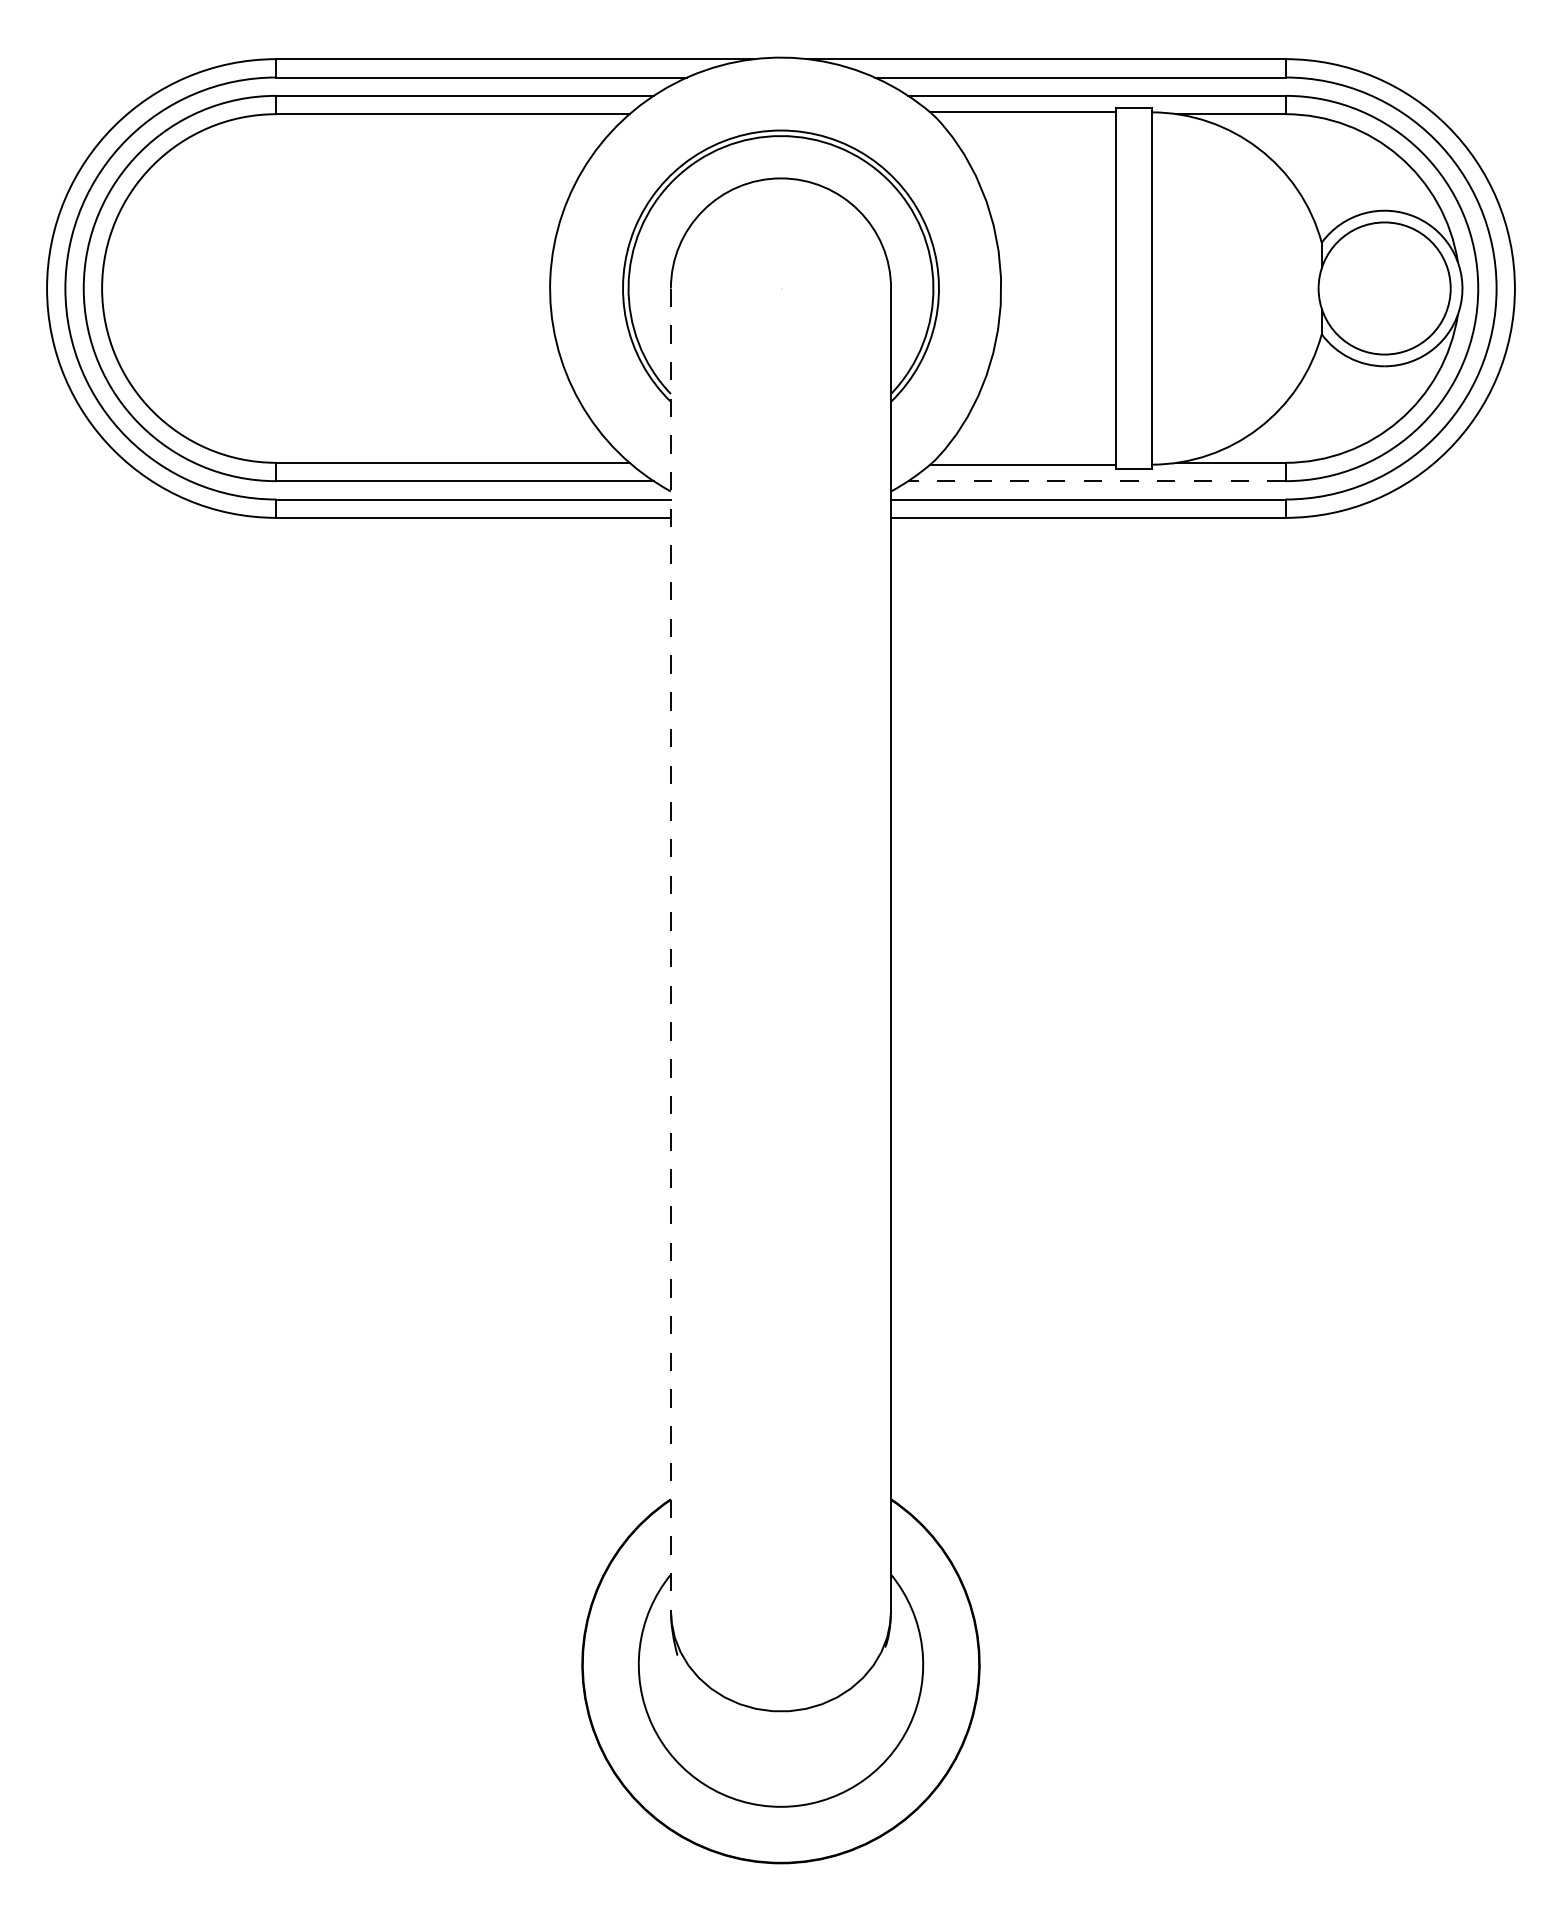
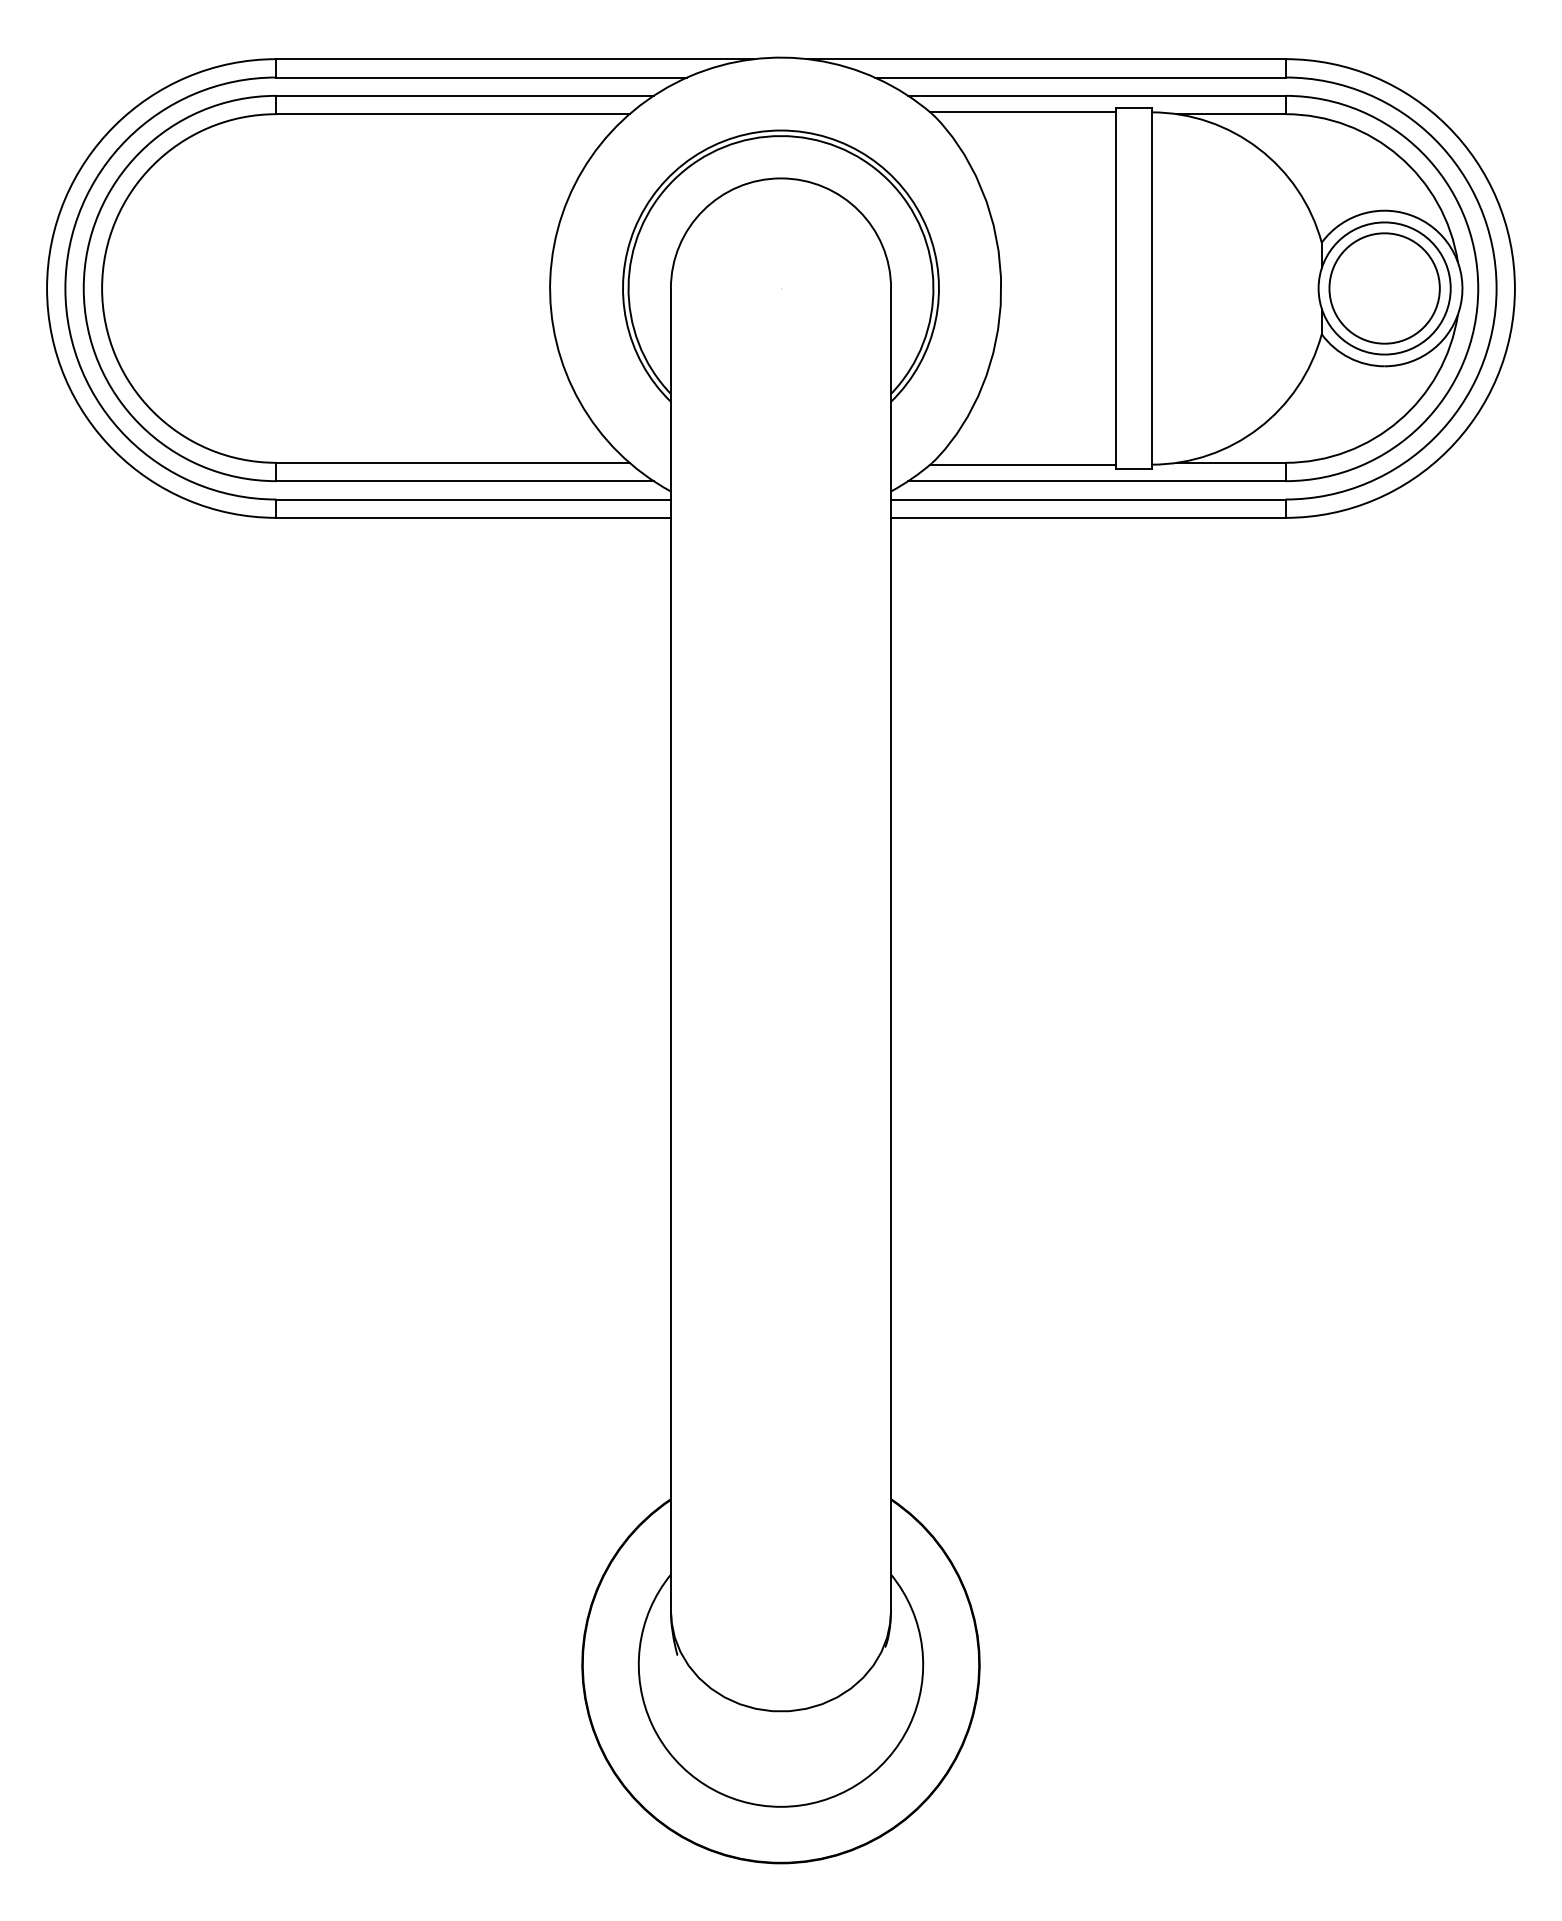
circle: none -> present (1384, 288)
line: dashed -> solid (1096, 481)
line: dashed -> solid (670, 950)
